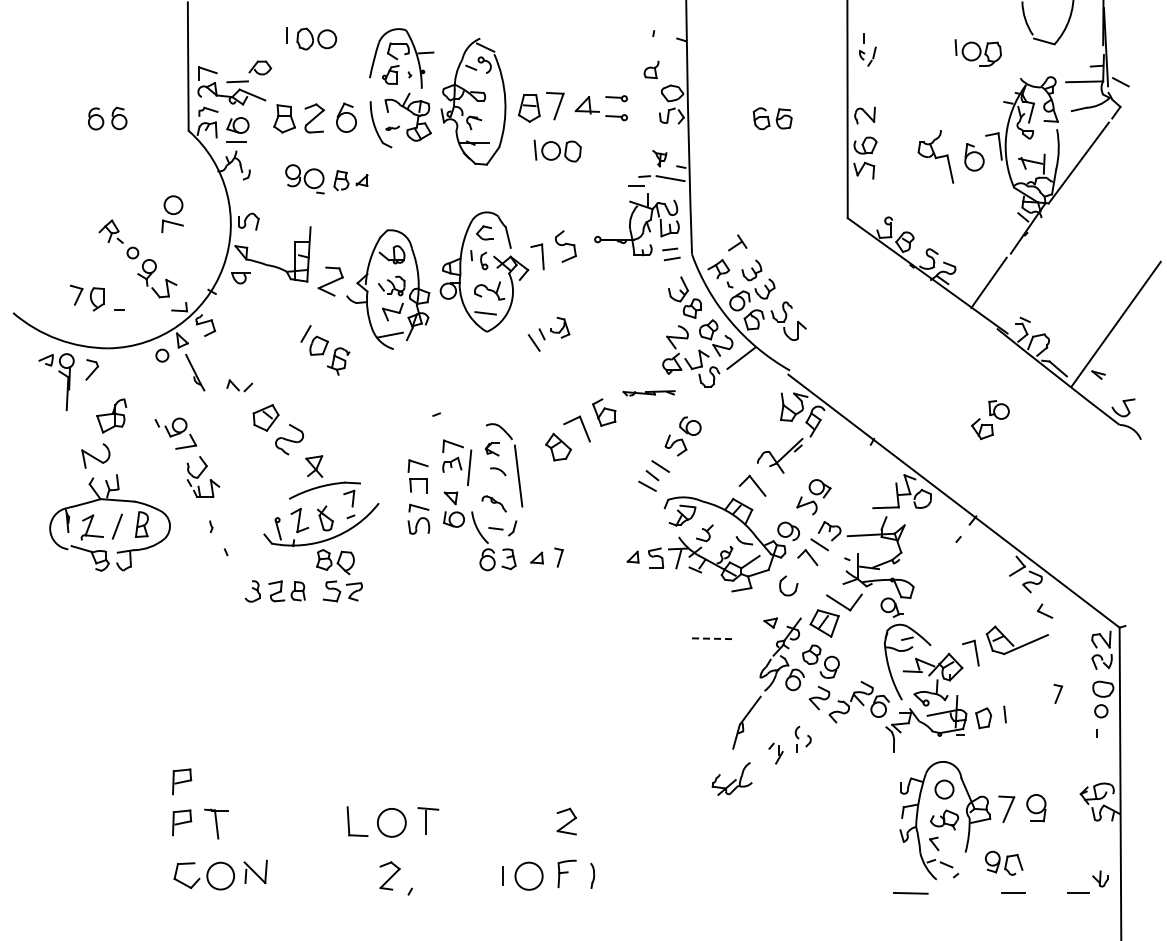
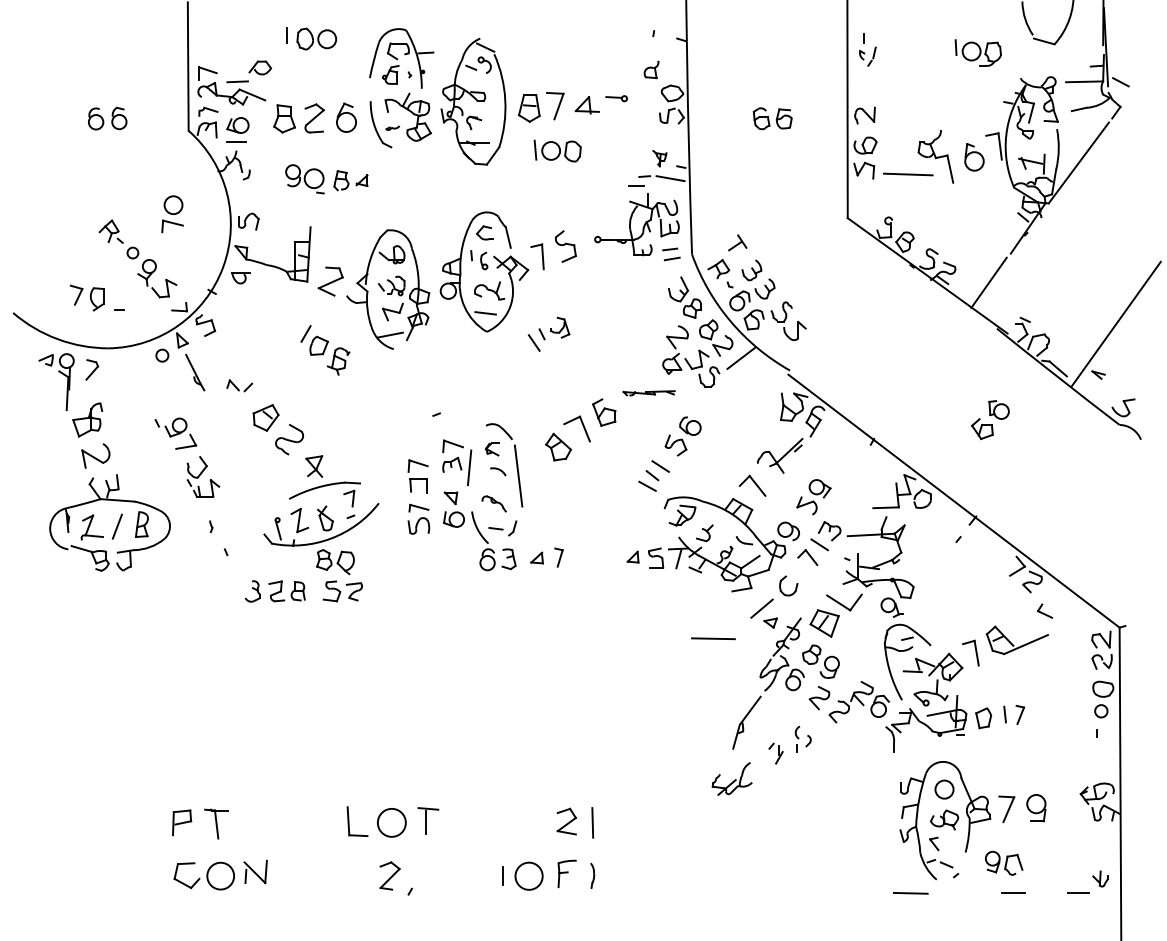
part: present -> none (616, 117)
line: none -> present (908, 174)
part position: (111, 415) -> (87, 419) (87, 419)
line: none -> present (761, 608)
line: dashed -> solid (713, 638)
part position: (1058, 693) -> (1020, 714) (1020, 714)
part: present -> none (182, 781)
line: none -> present (592, 822)
